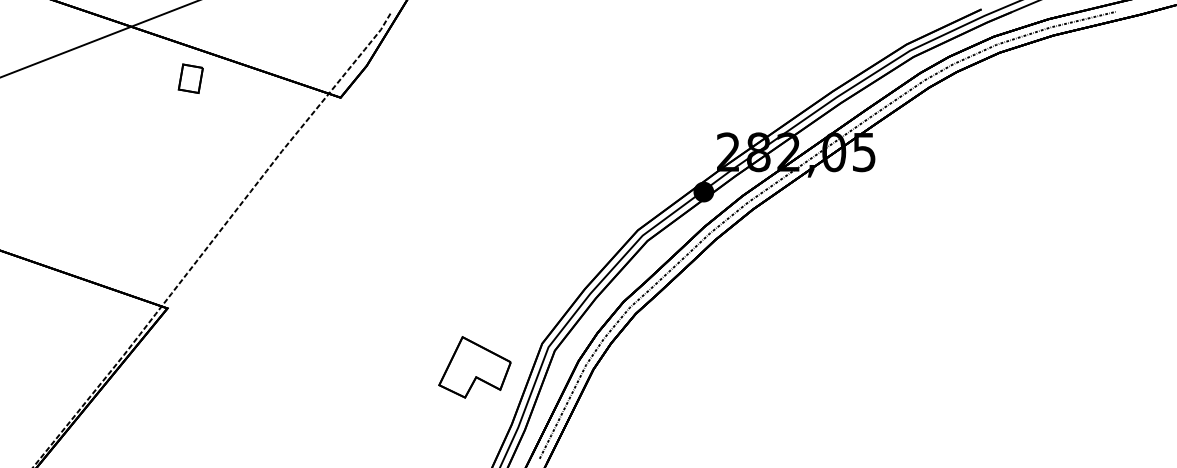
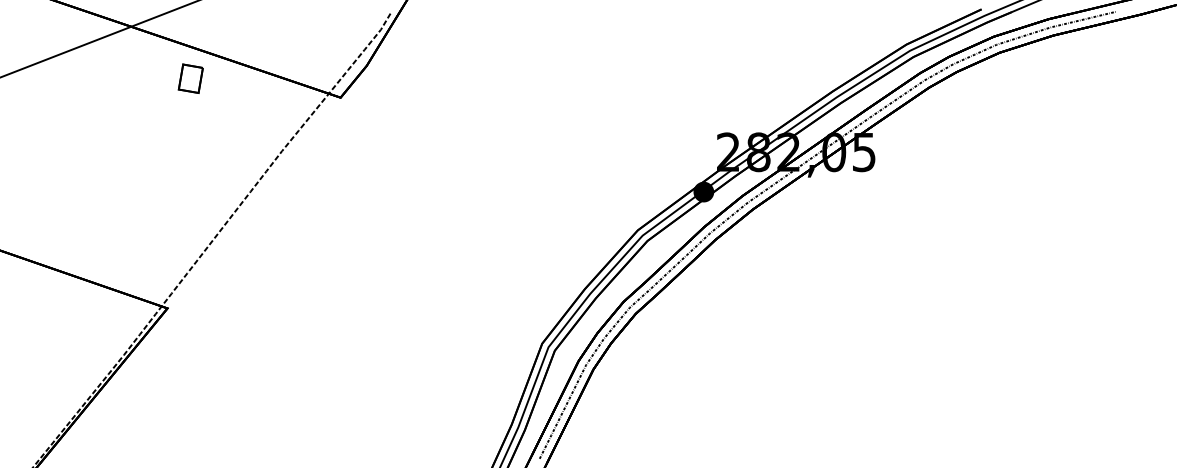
part: present -> none (474, 367)
